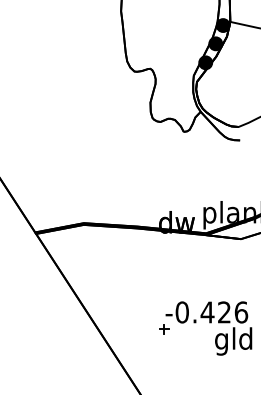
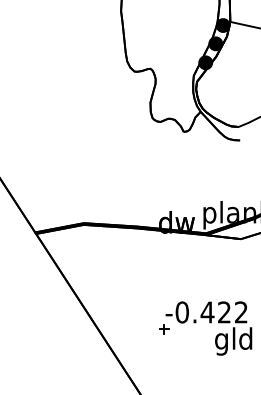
text: -0.426 -> -0.422 (241, 312)
